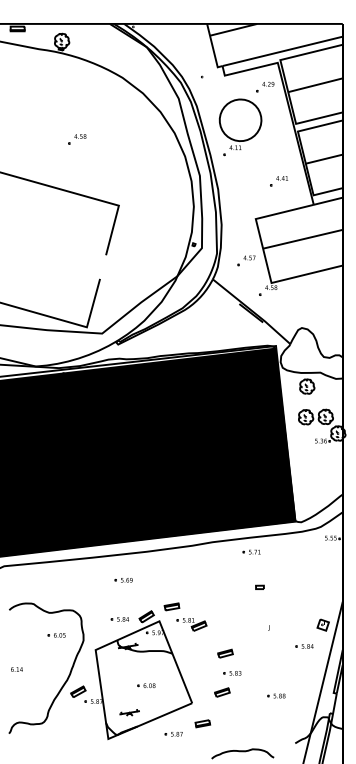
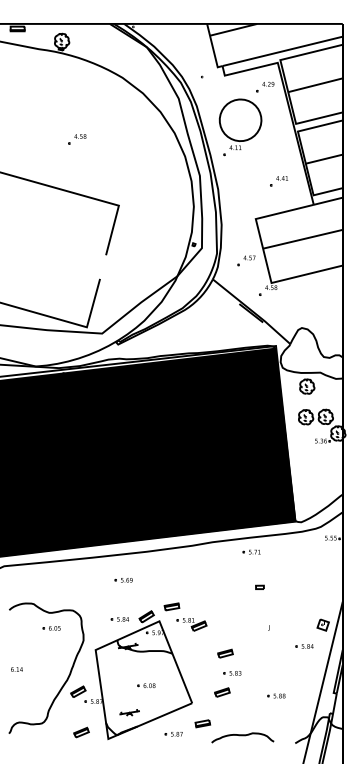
part position: (56, 635) -> (51, 628) (51, 628)
part: none -> present (81, 732)
curve position: (242, 752) -> (242, 736) (242, 736)
